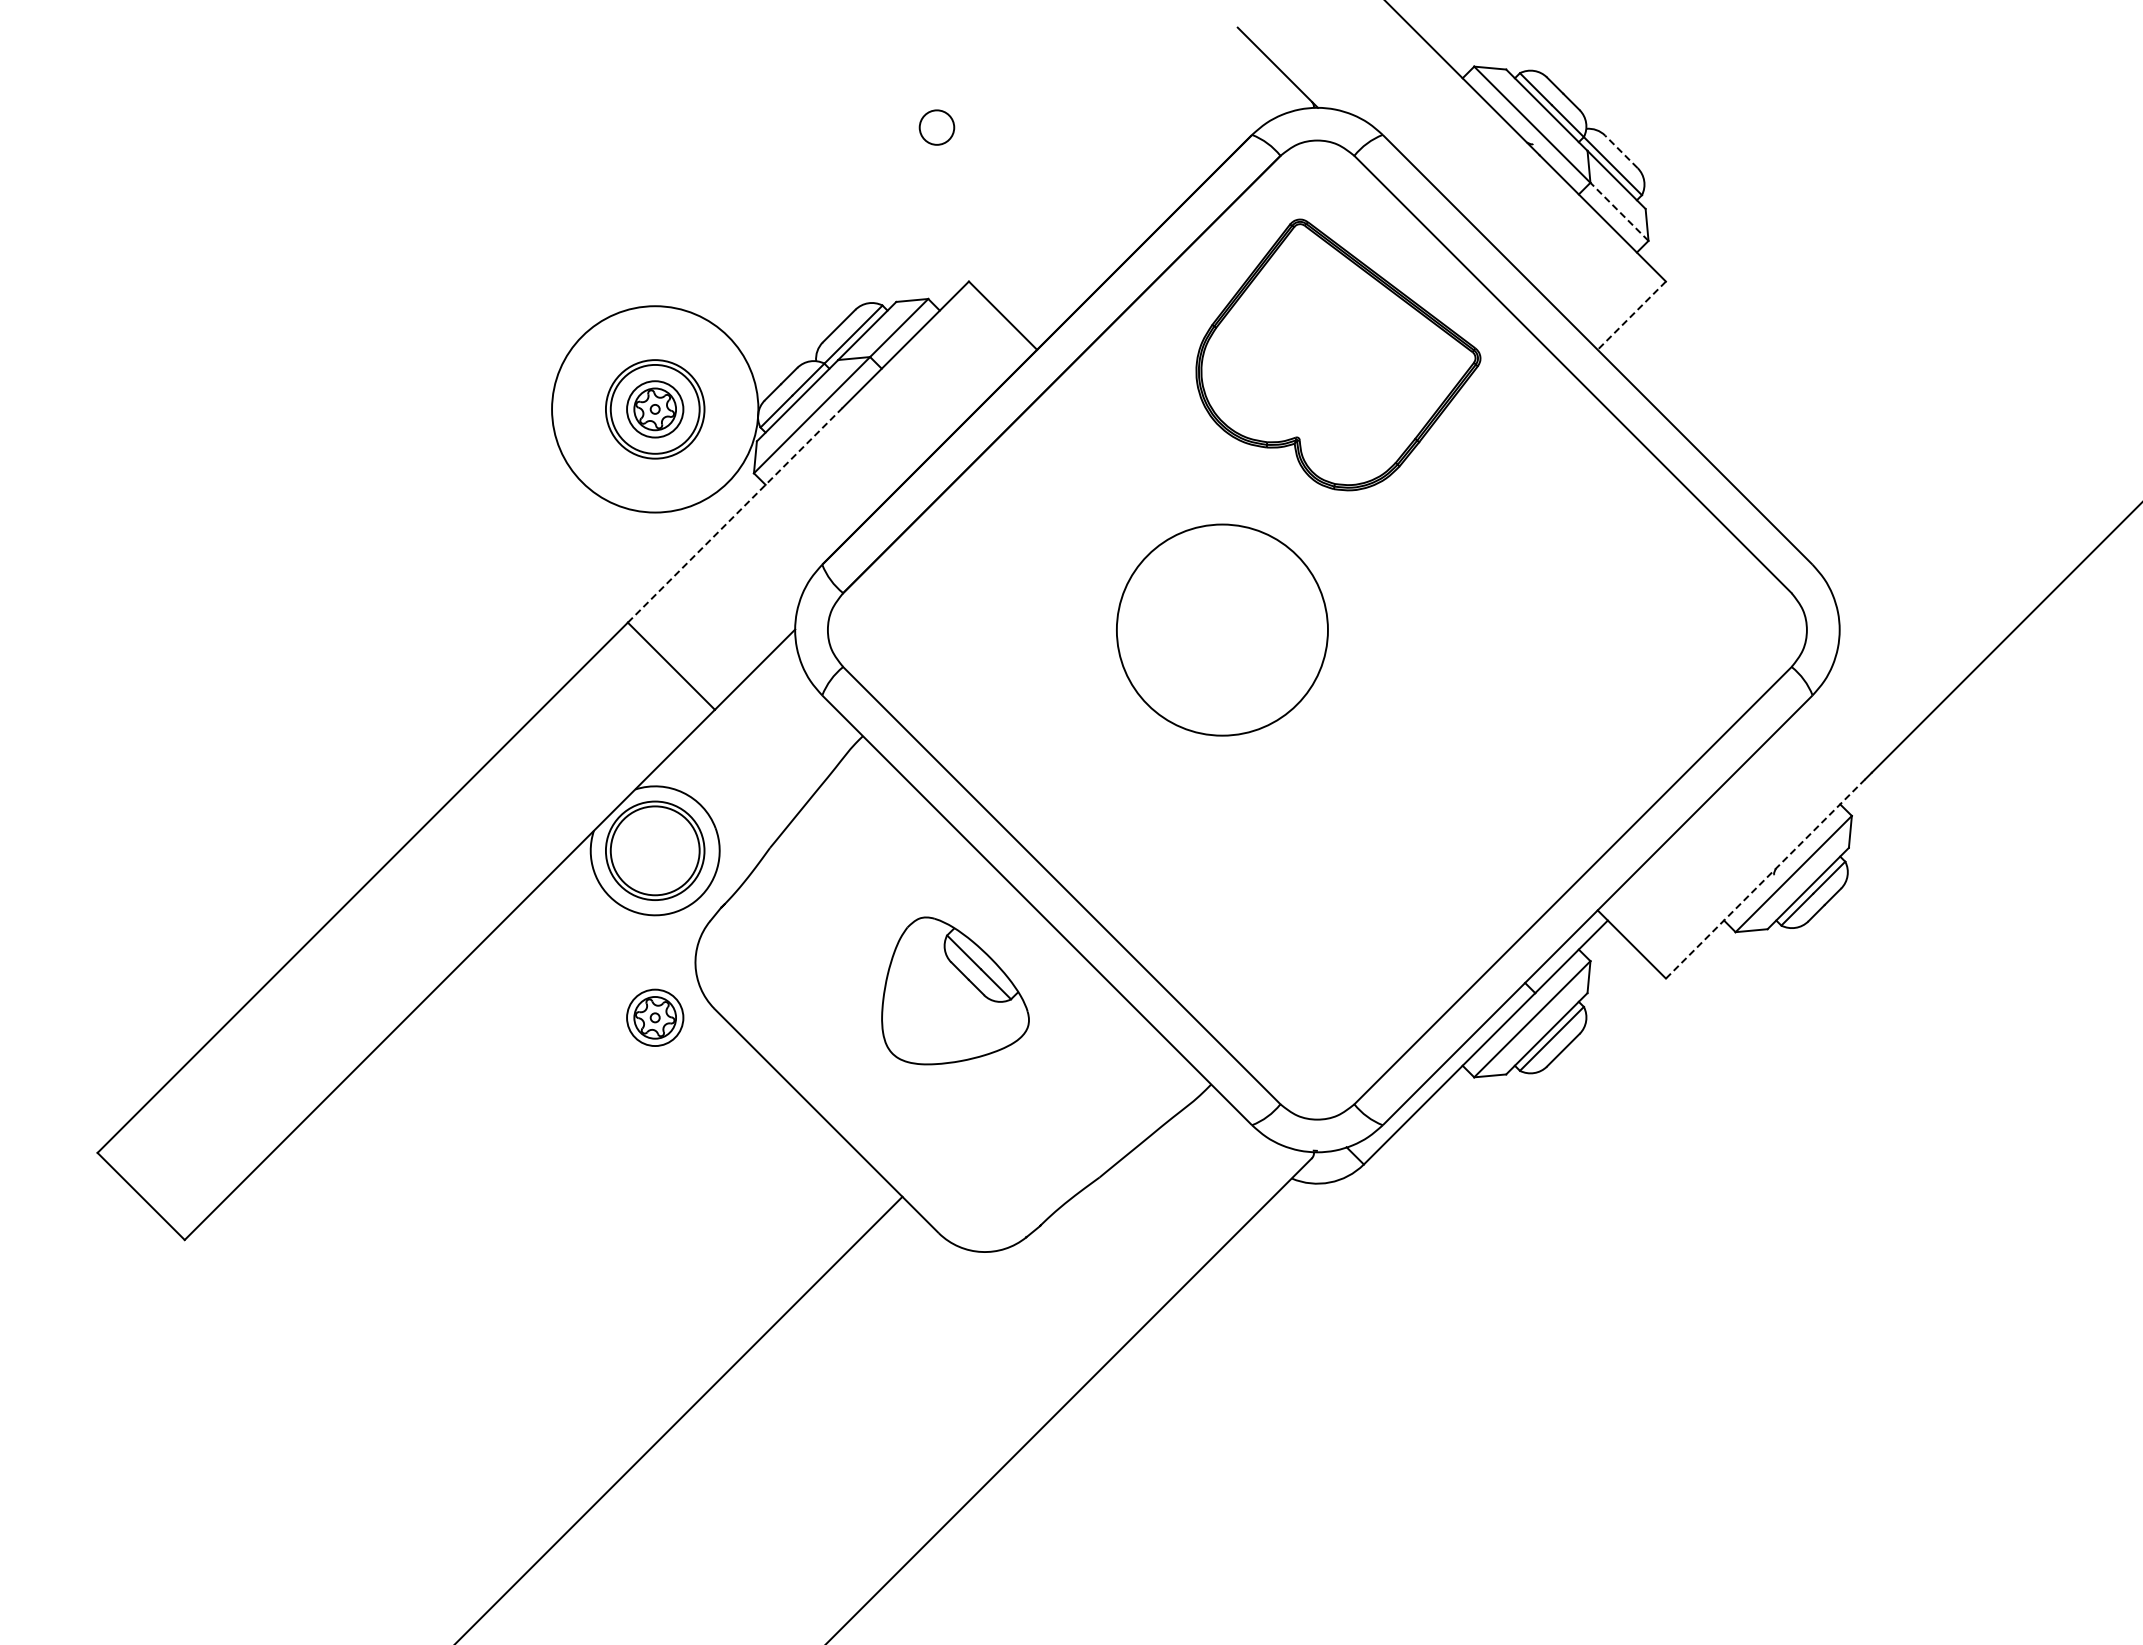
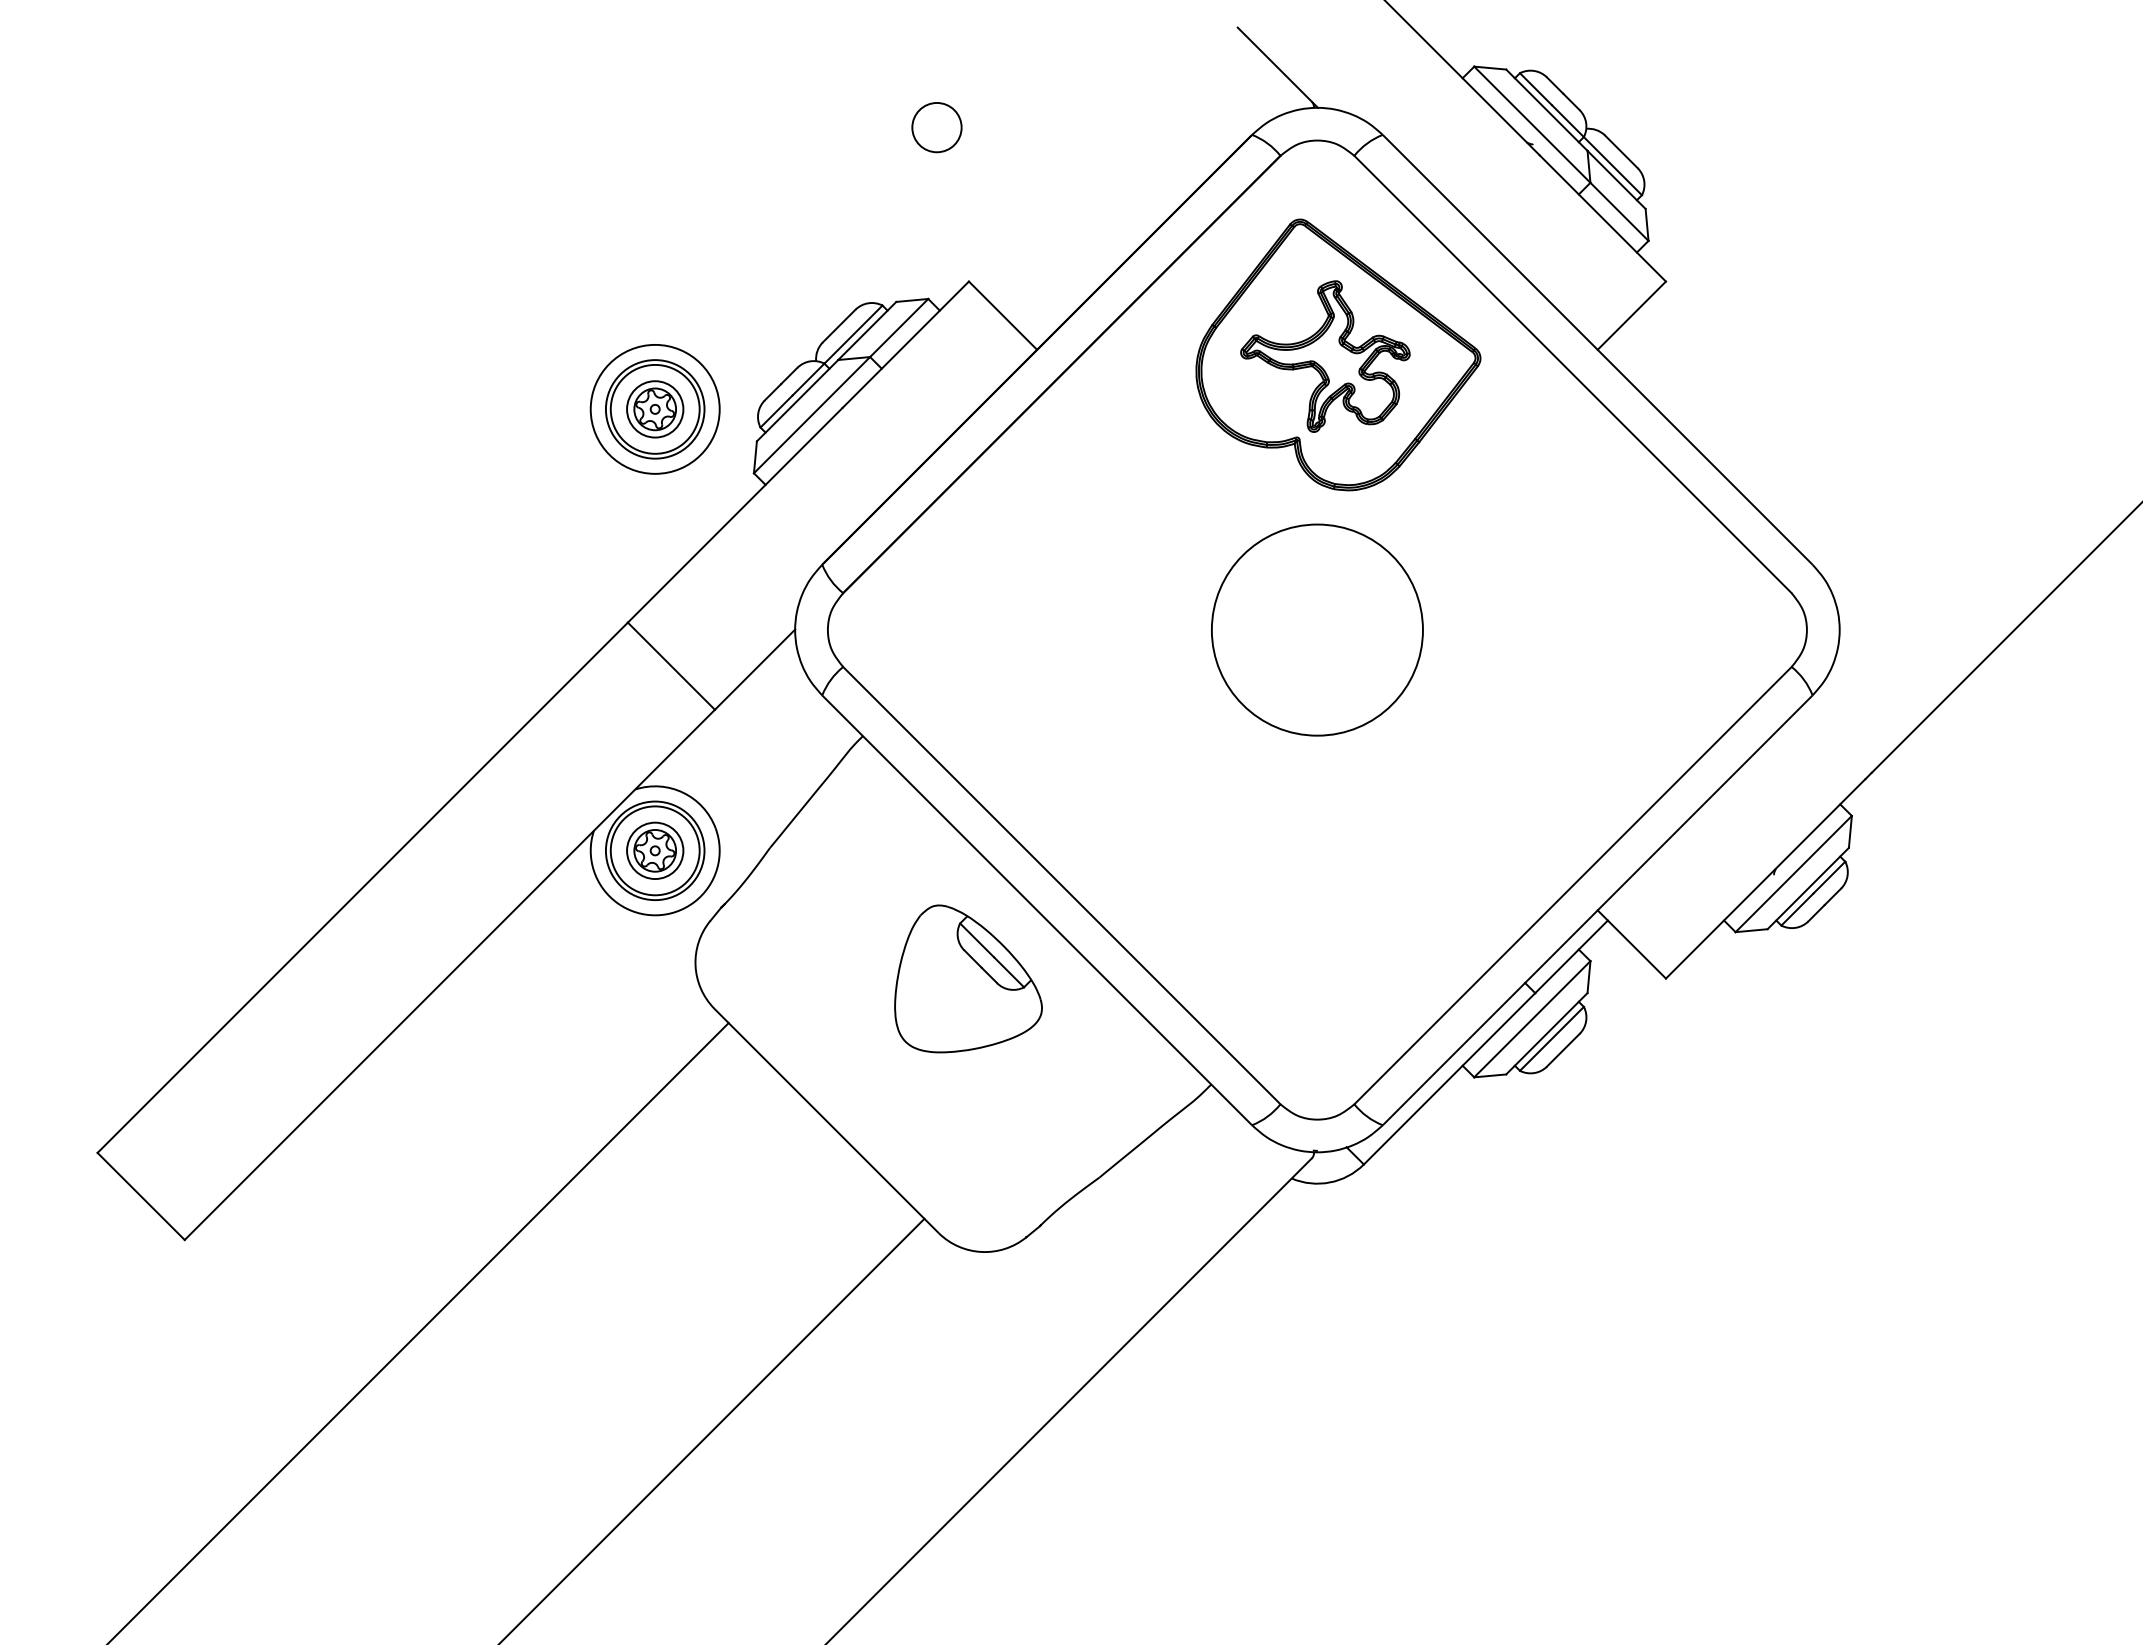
circle diameter: 35 px -> 49 px (936, 127)
line: dashed -> solid (1621, 151)
line: dashed -> solid (1619, 211)
line: dashed -> solid (1631, 316)
part: none -> present (1325, 356)
circle diameter: 206 px -> 129 px (654, 408)
line: dashed -> solid (735, 515)
circle position: (1222, 629) -> (1317, 629) (1317, 629)
line: dashed -> solid (1765, 878)
part position: (955, 990) -> (968, 978) (968, 978)
part position: (655, 1017) -> (655, 850) (655, 850)
line: none -> present (418, 1332)
line position: (679, 1418) -> (712, 1429) (712, 1429)
